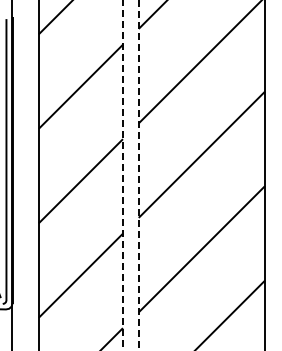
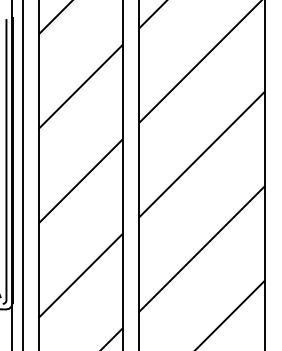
line: none -> present (23, 174)
line: dashed -> solid (122, 175)
line: dashed -> solid (138, 175)
